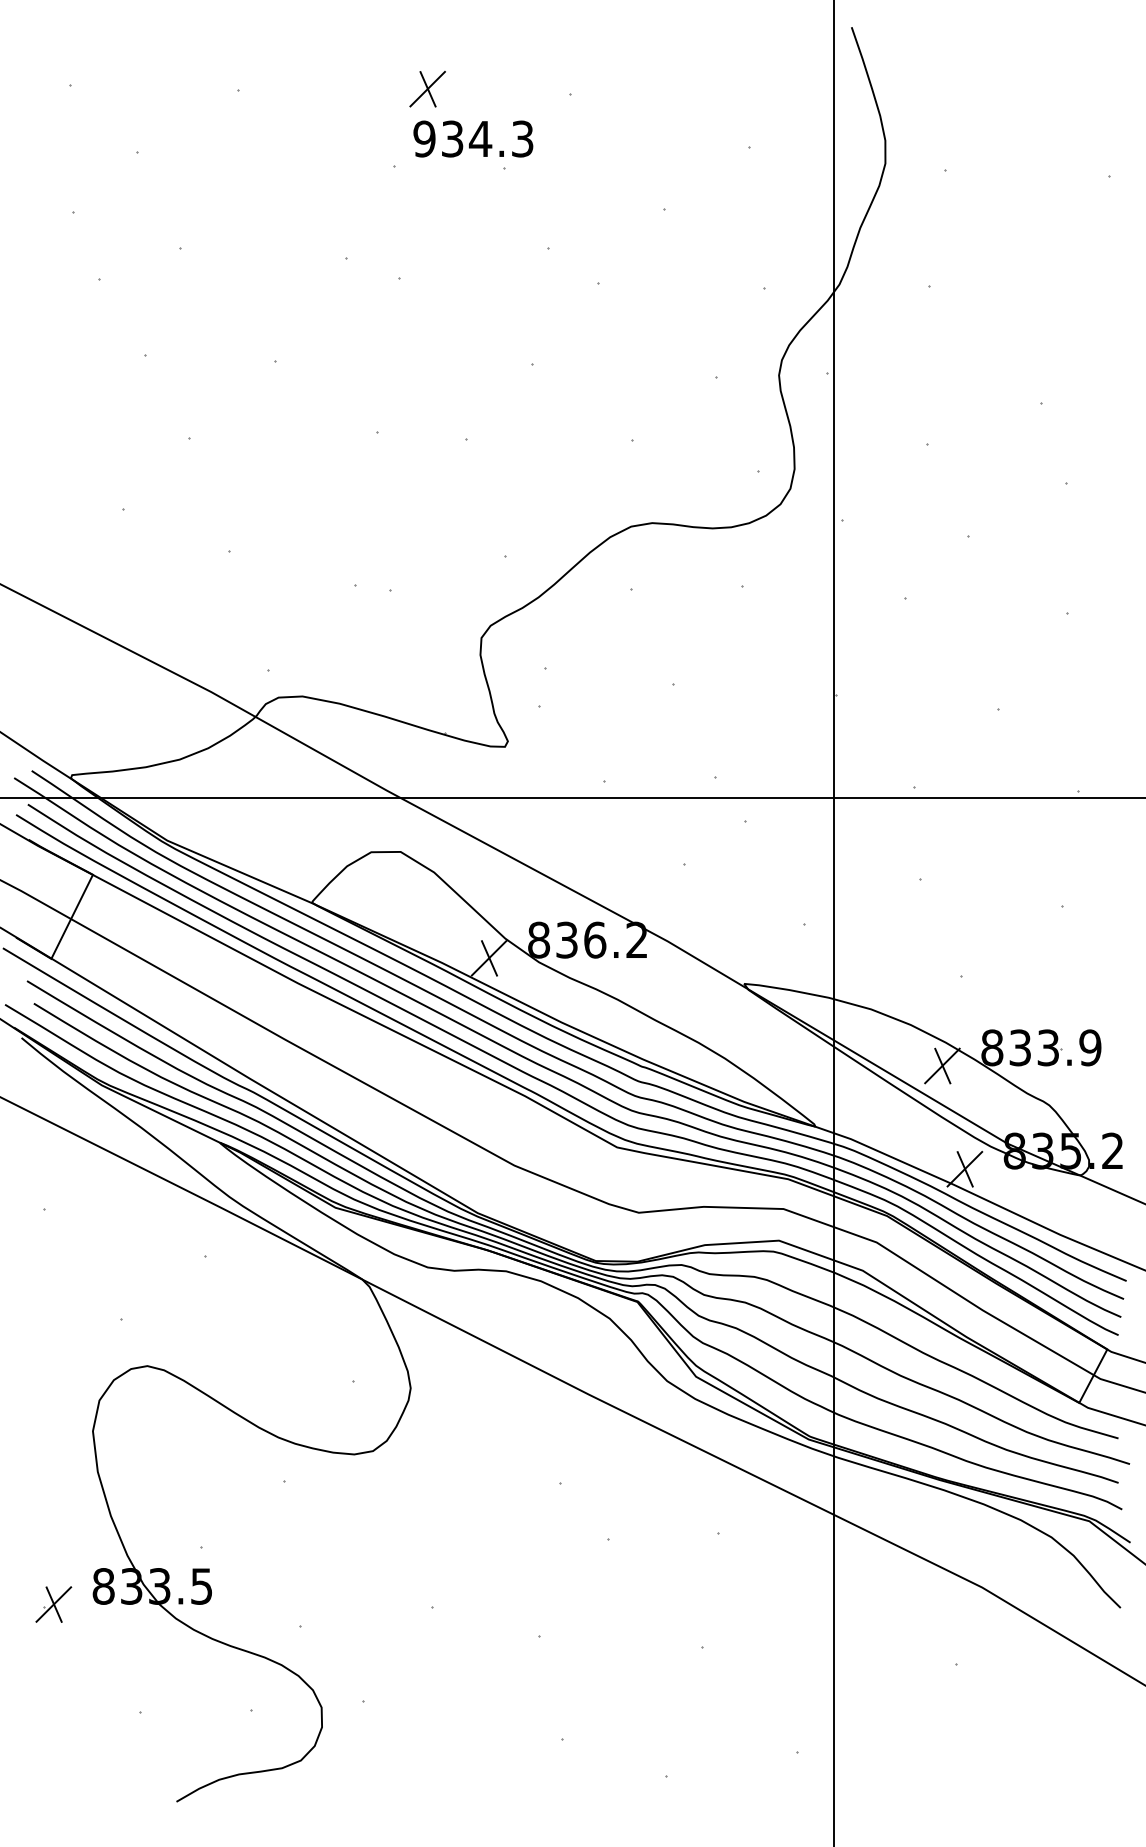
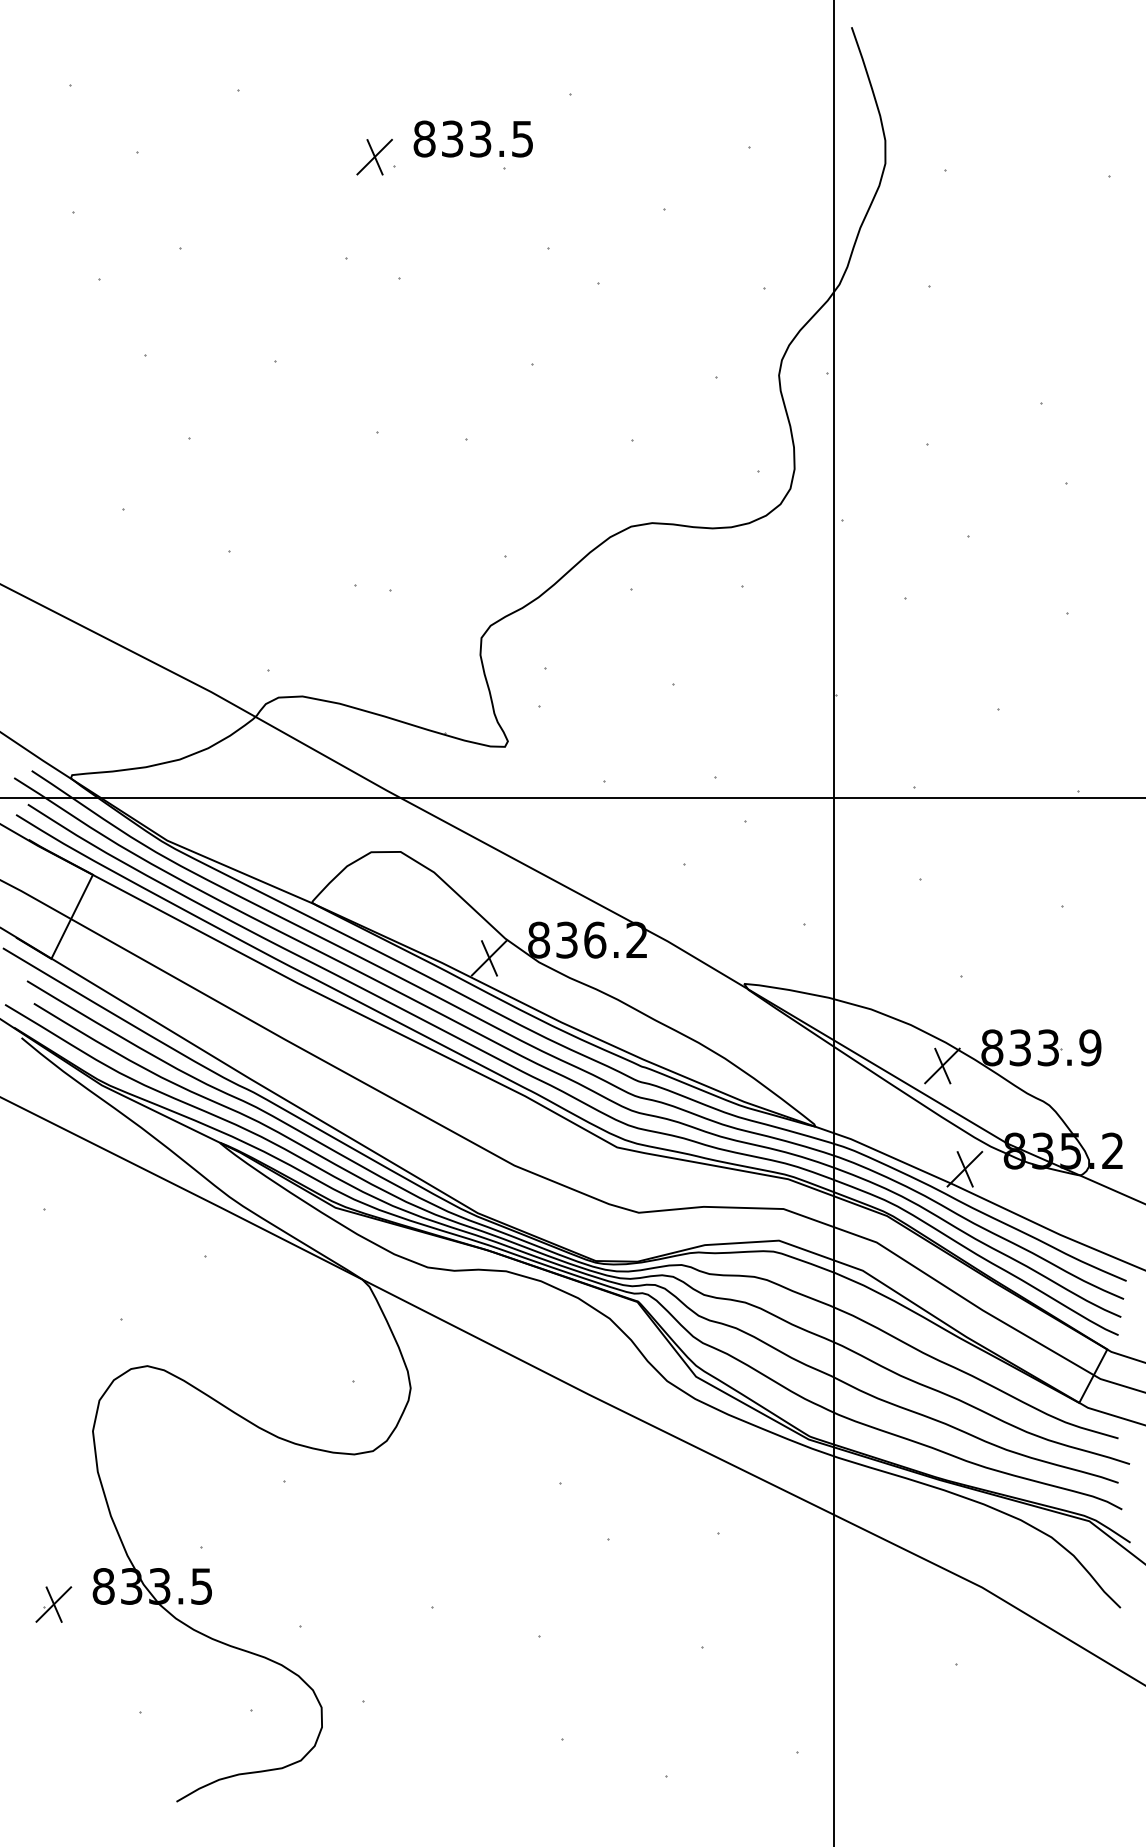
part position: (427, 89) -> (374, 157) (374, 157)
text: 934.3 -> 833.5 (473, 138)
